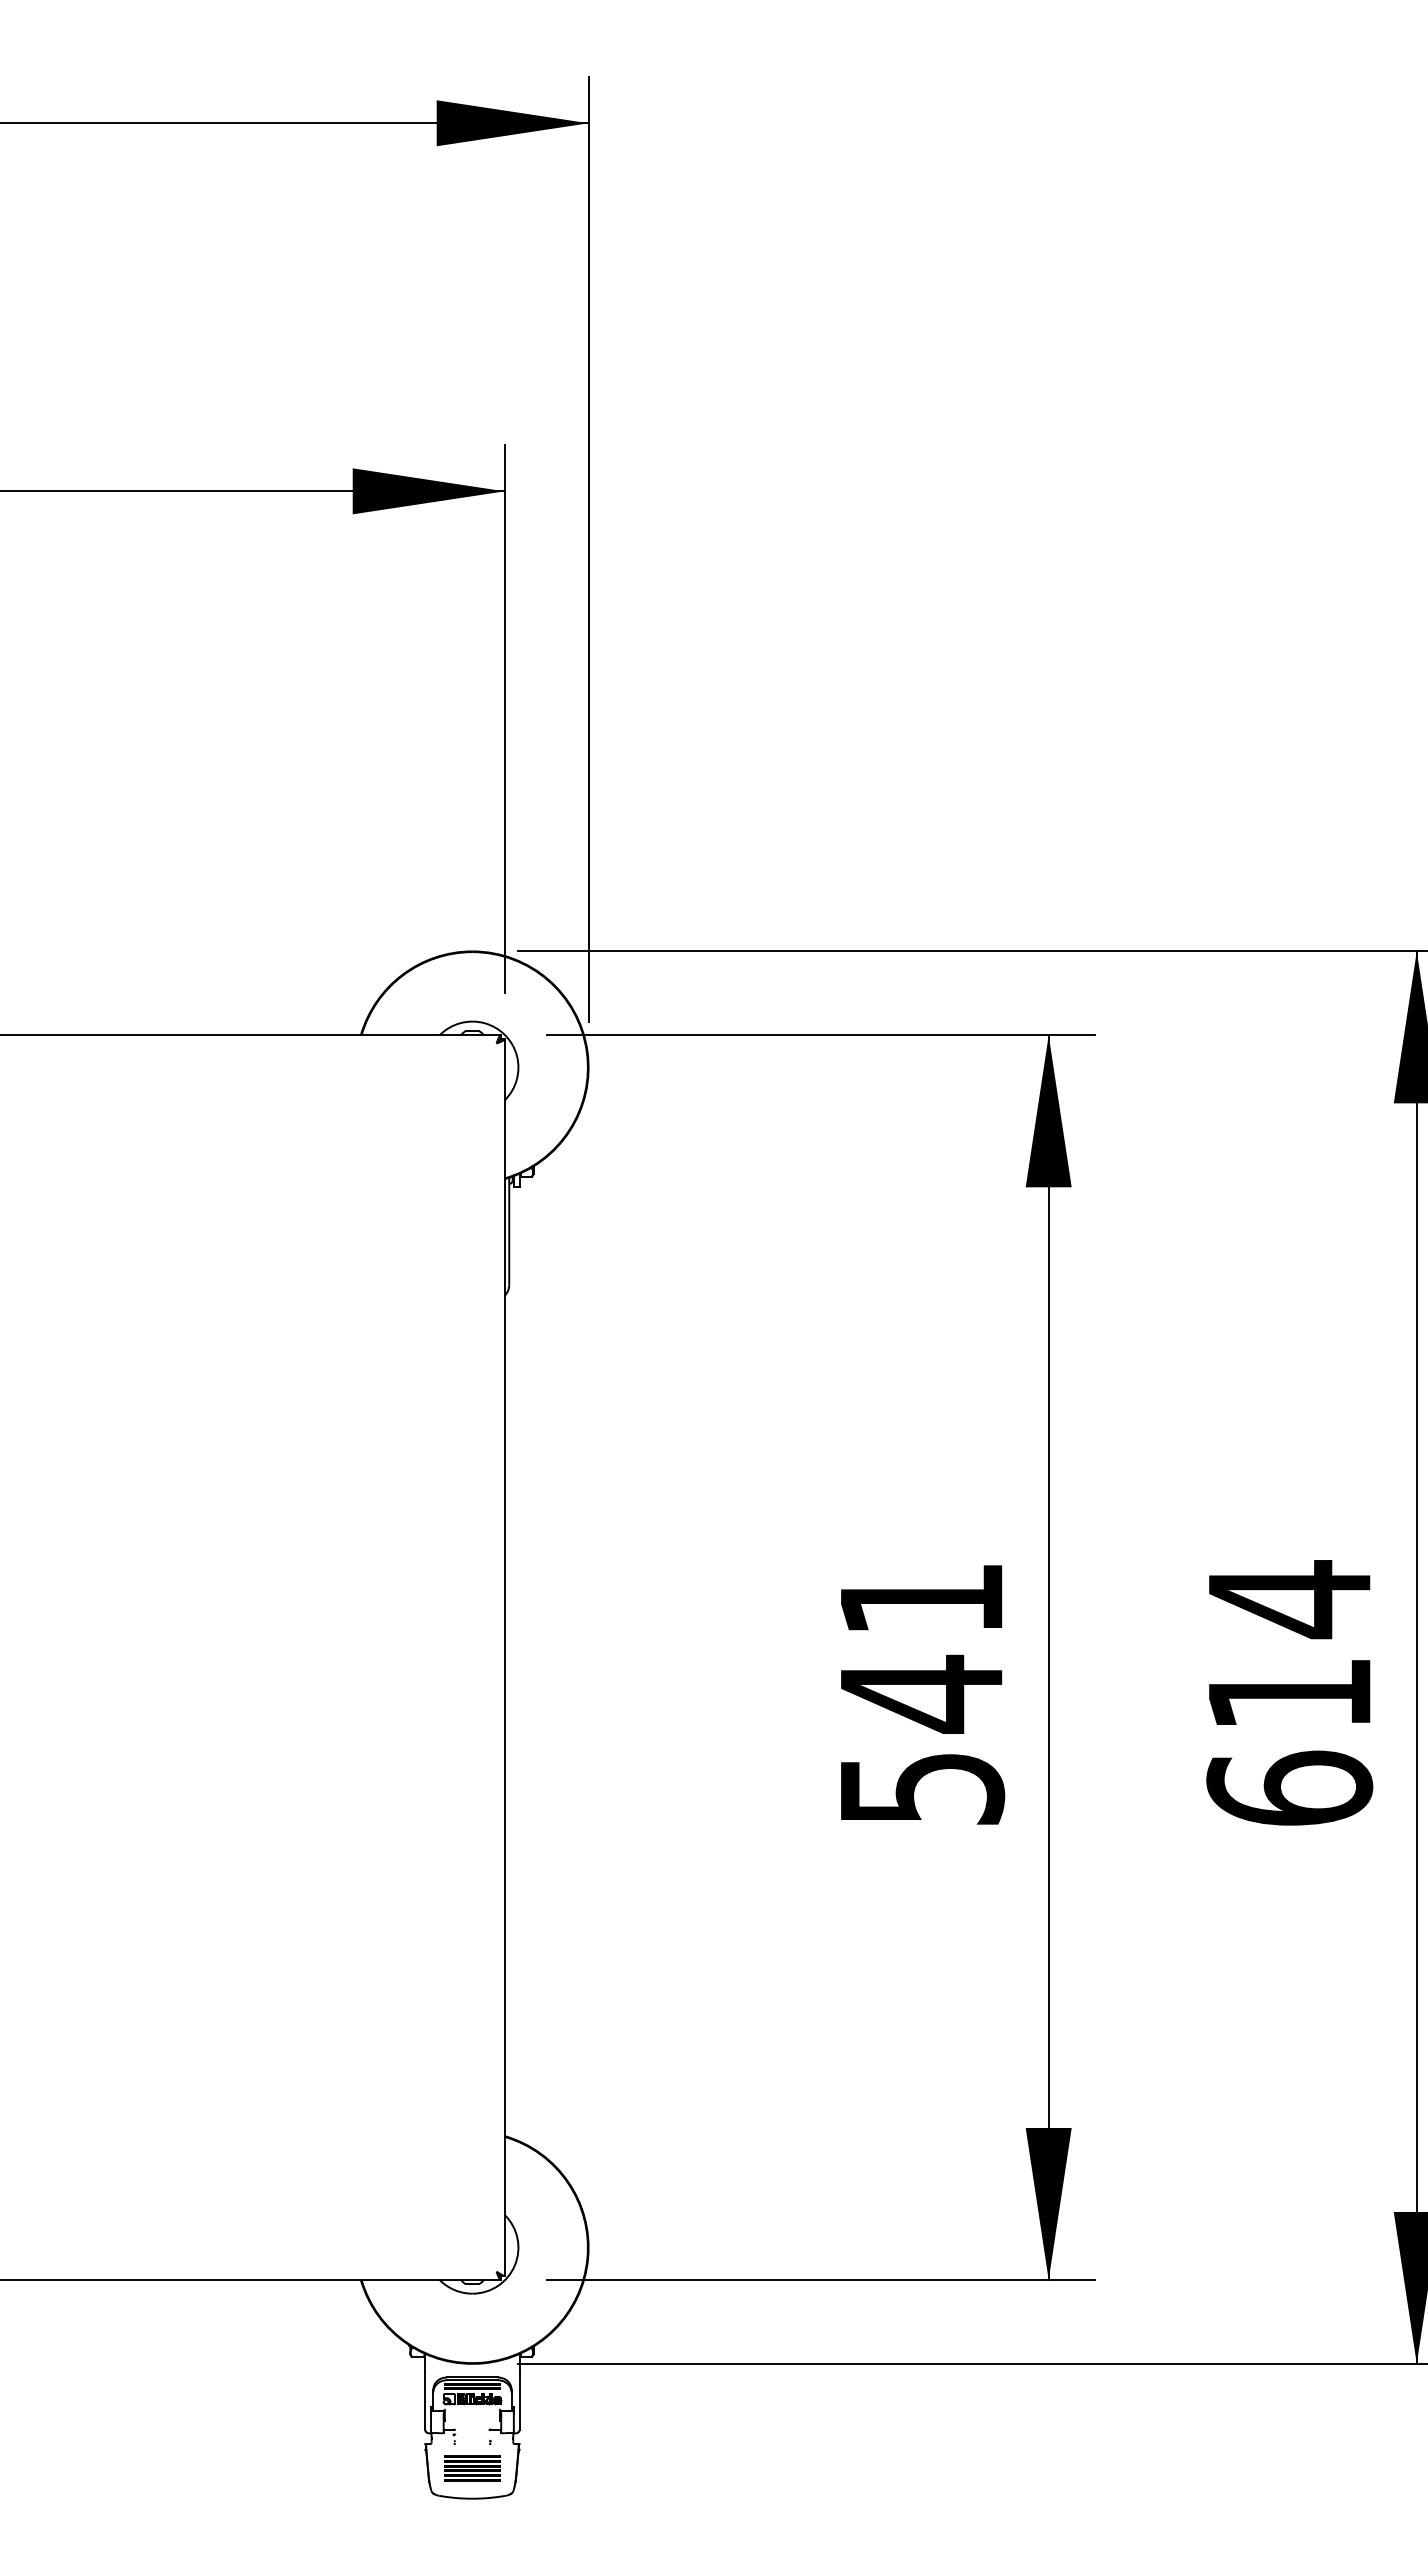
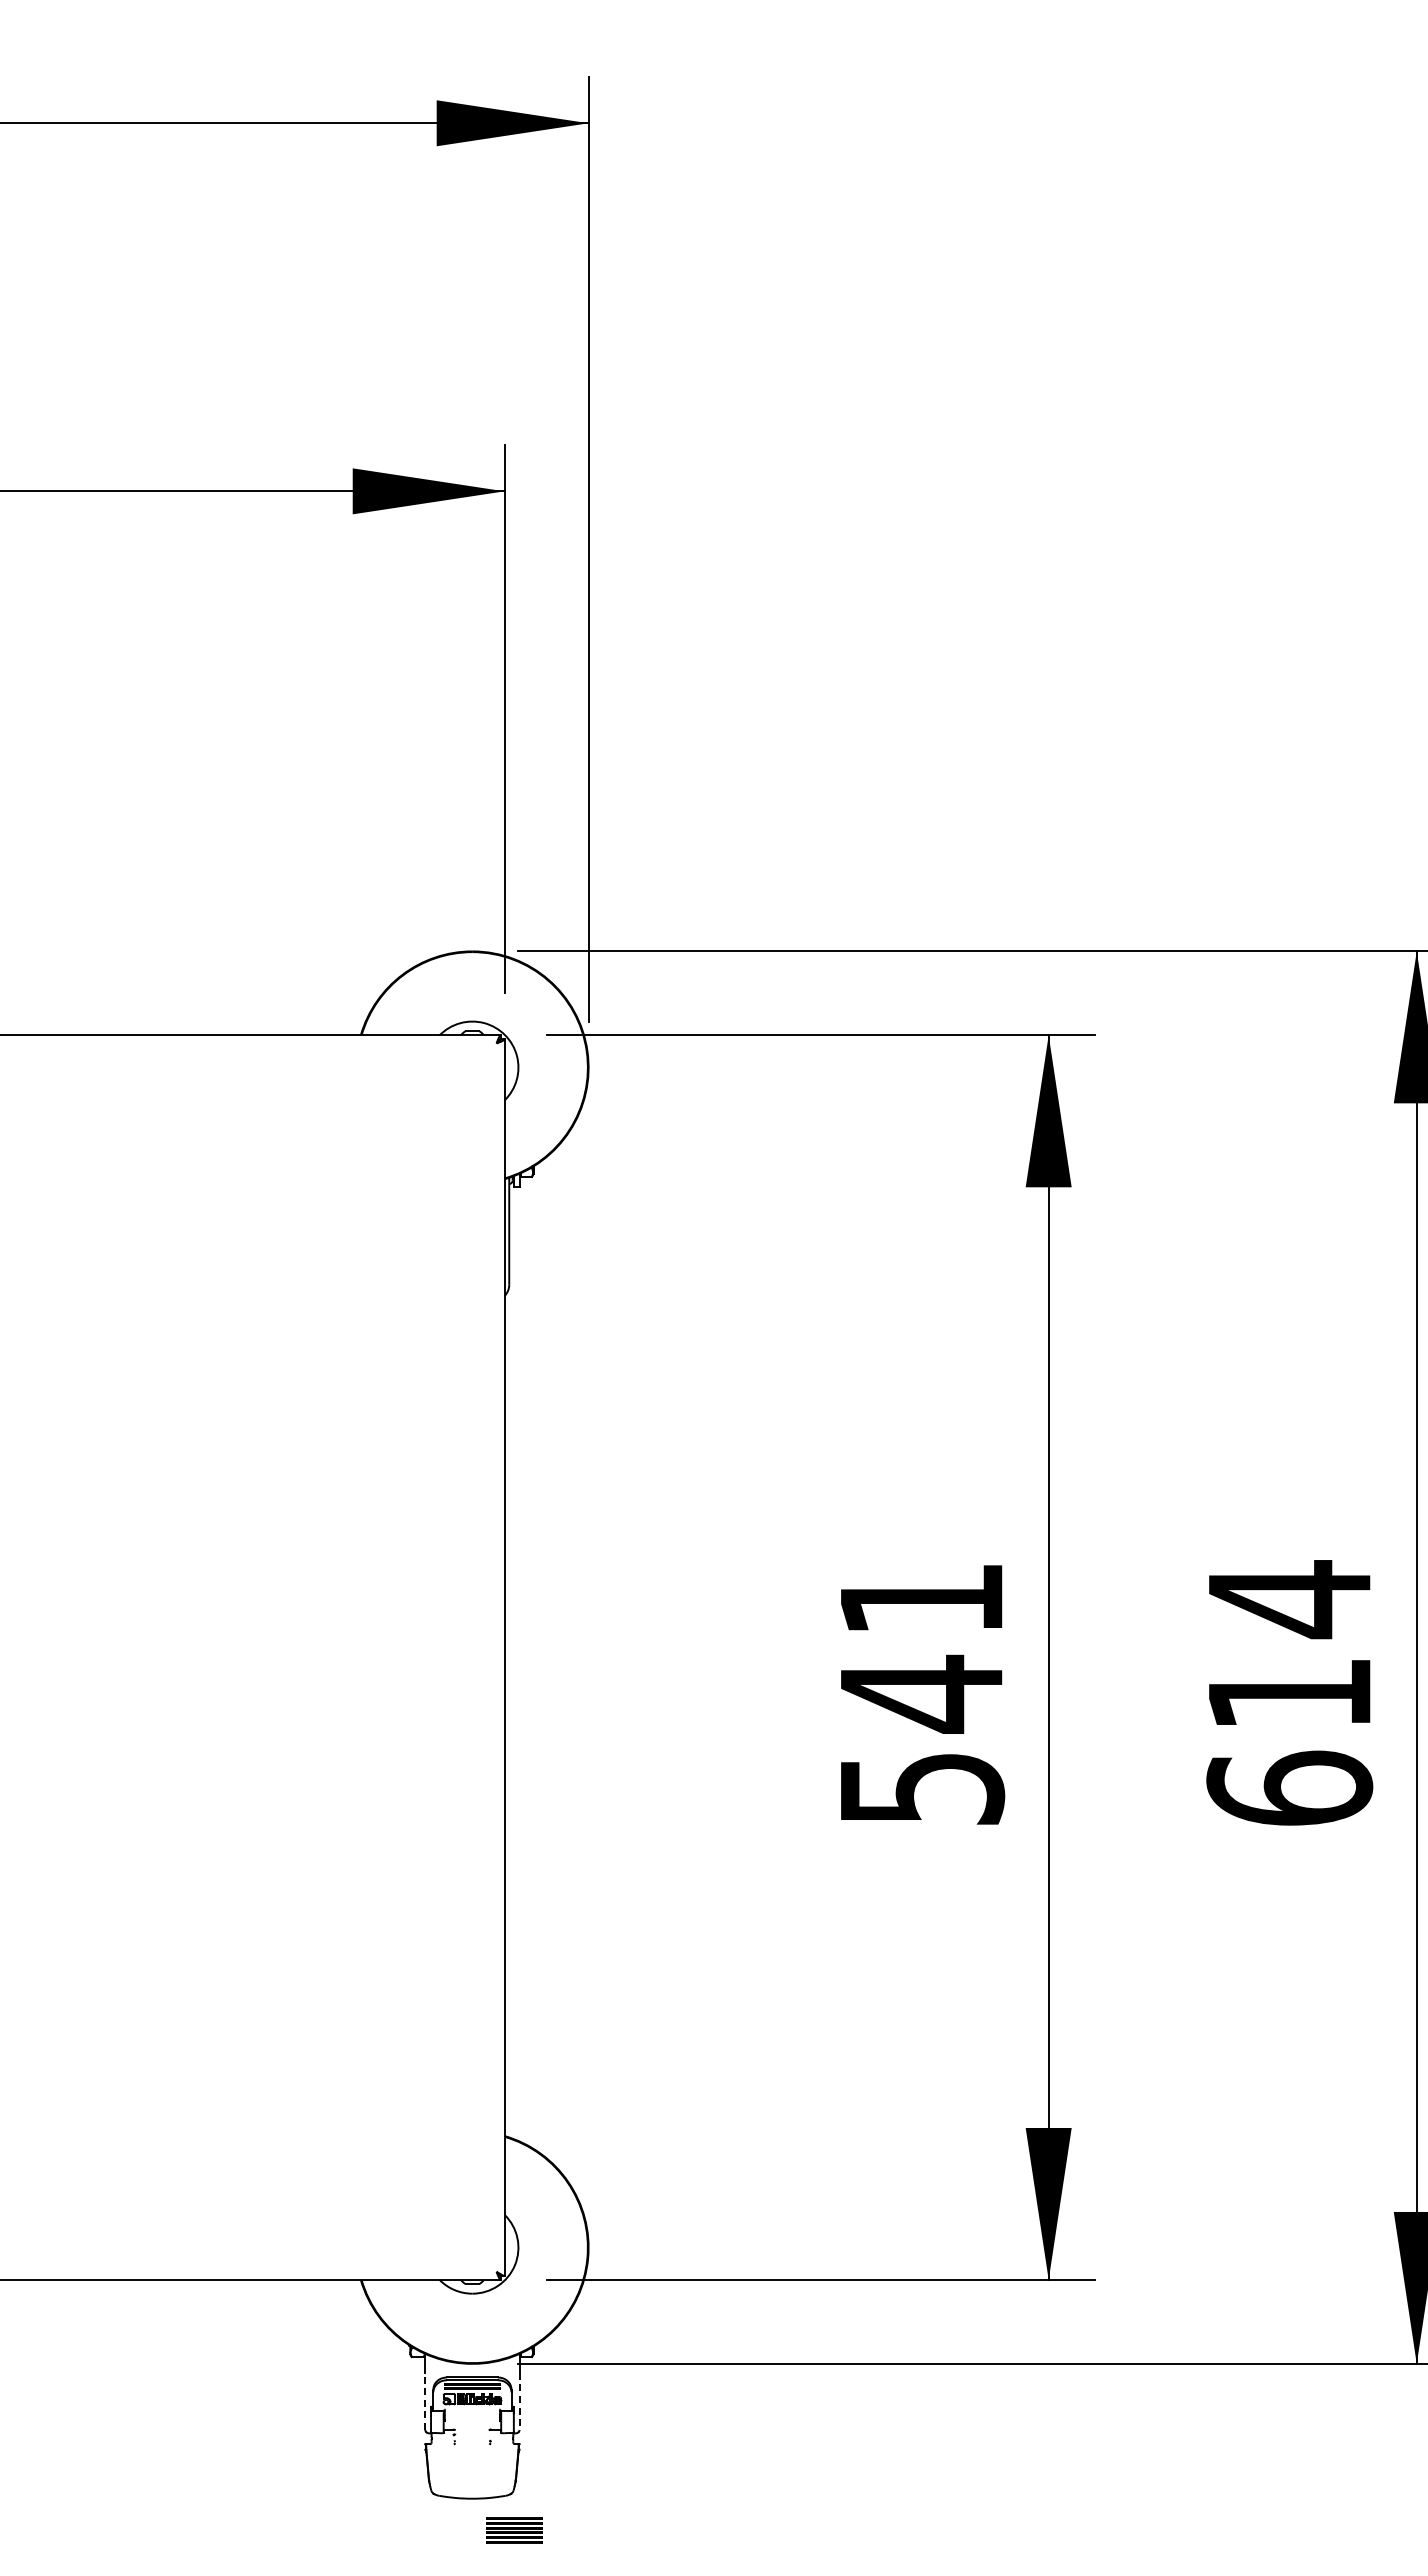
line: solid -> dashed (425, 2401)
line: solid -> dashed (519, 2401)
part position: (472, 2468) -> (514, 2530) (514, 2530)
